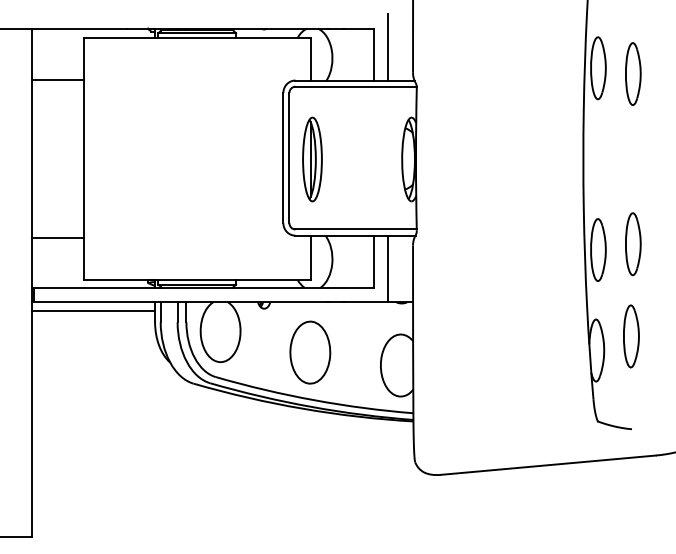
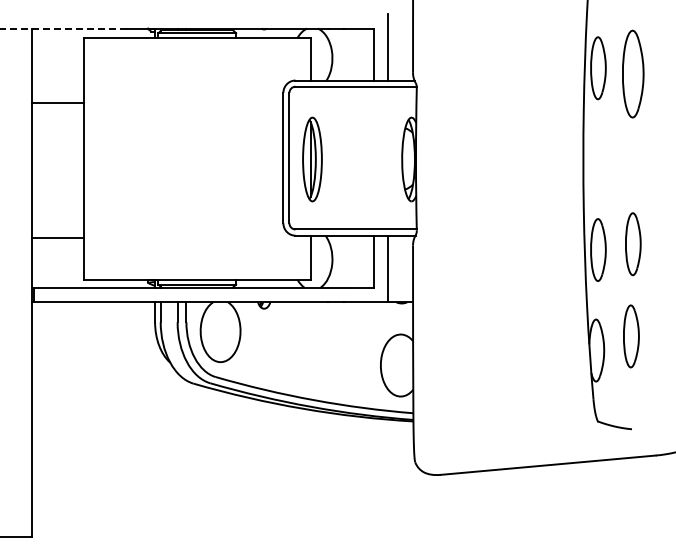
line: solid -> dashed (63, 28)
part size: 17x64 px -> 23x90 px (633, 73)
line position: (58, 80) -> (58, 103) (58, 103)
line: present -> none (93, 310)
part: present -> none (310, 352)
